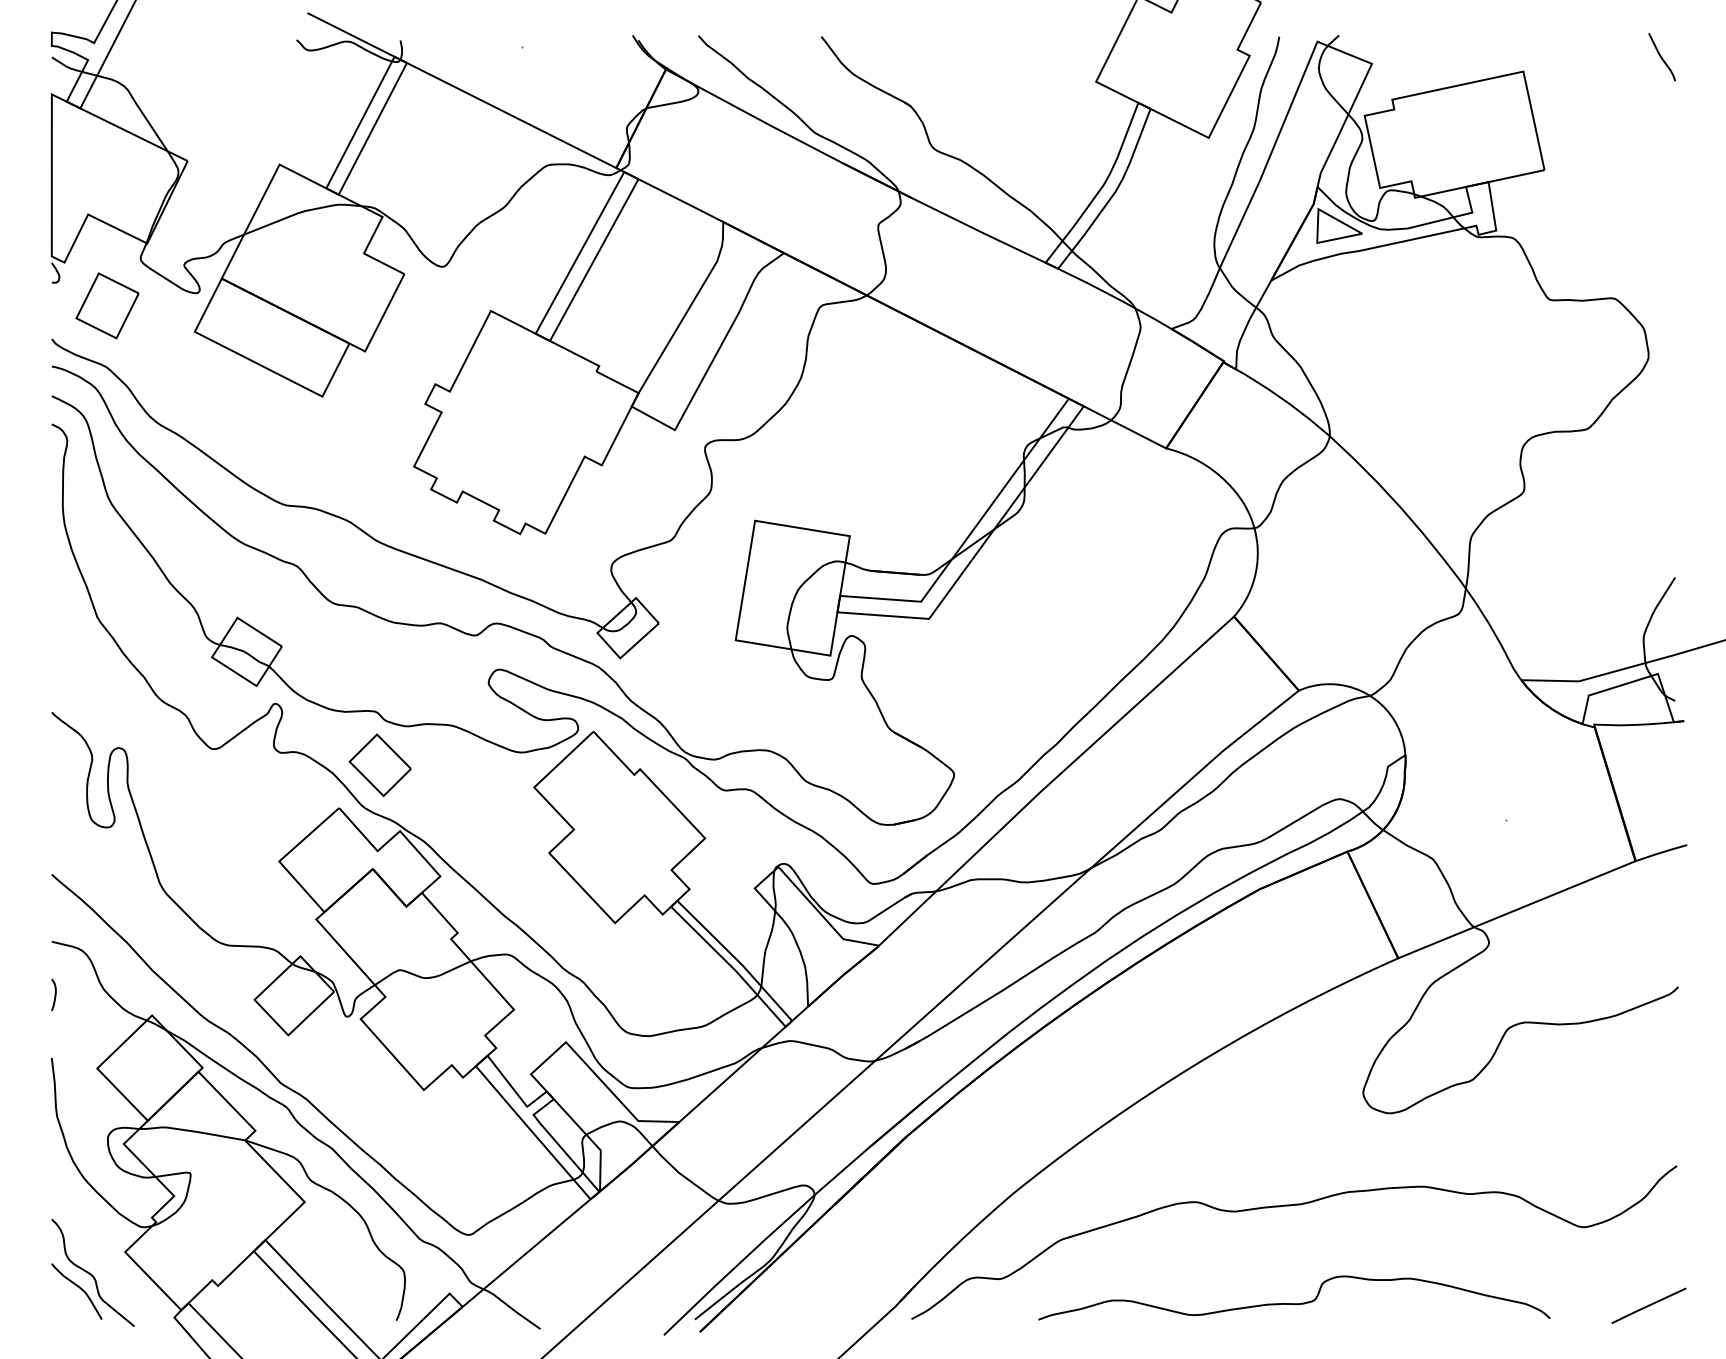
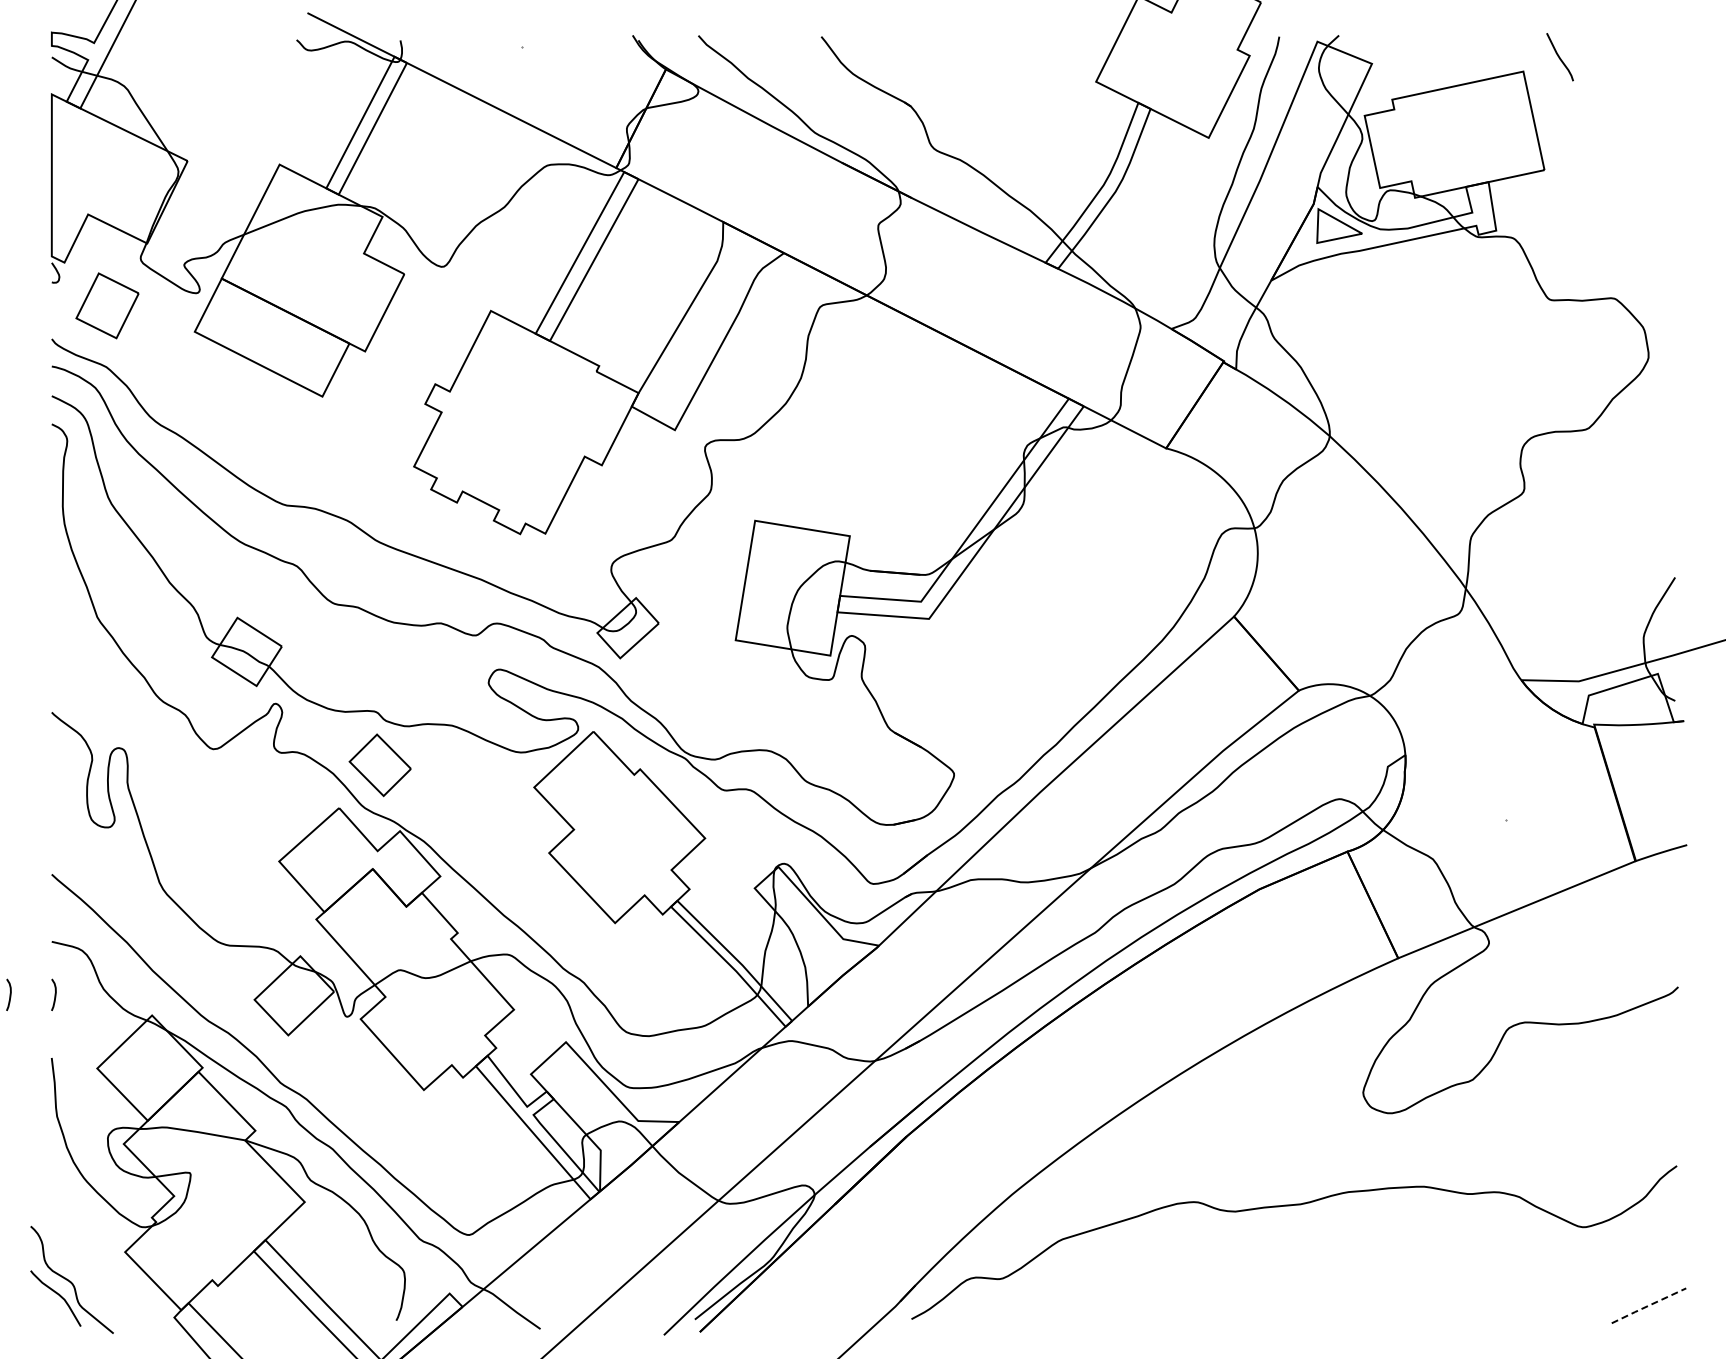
curve position: (1661, 57) -> (1559, 57) (1559, 57)
curve: none -> present (9, 994)
part position: (92, 1272) -> (71, 1279) (71, 1279)
curve: present -> none (1294, 1303)
line: solid -> dashed (1648, 1305)
